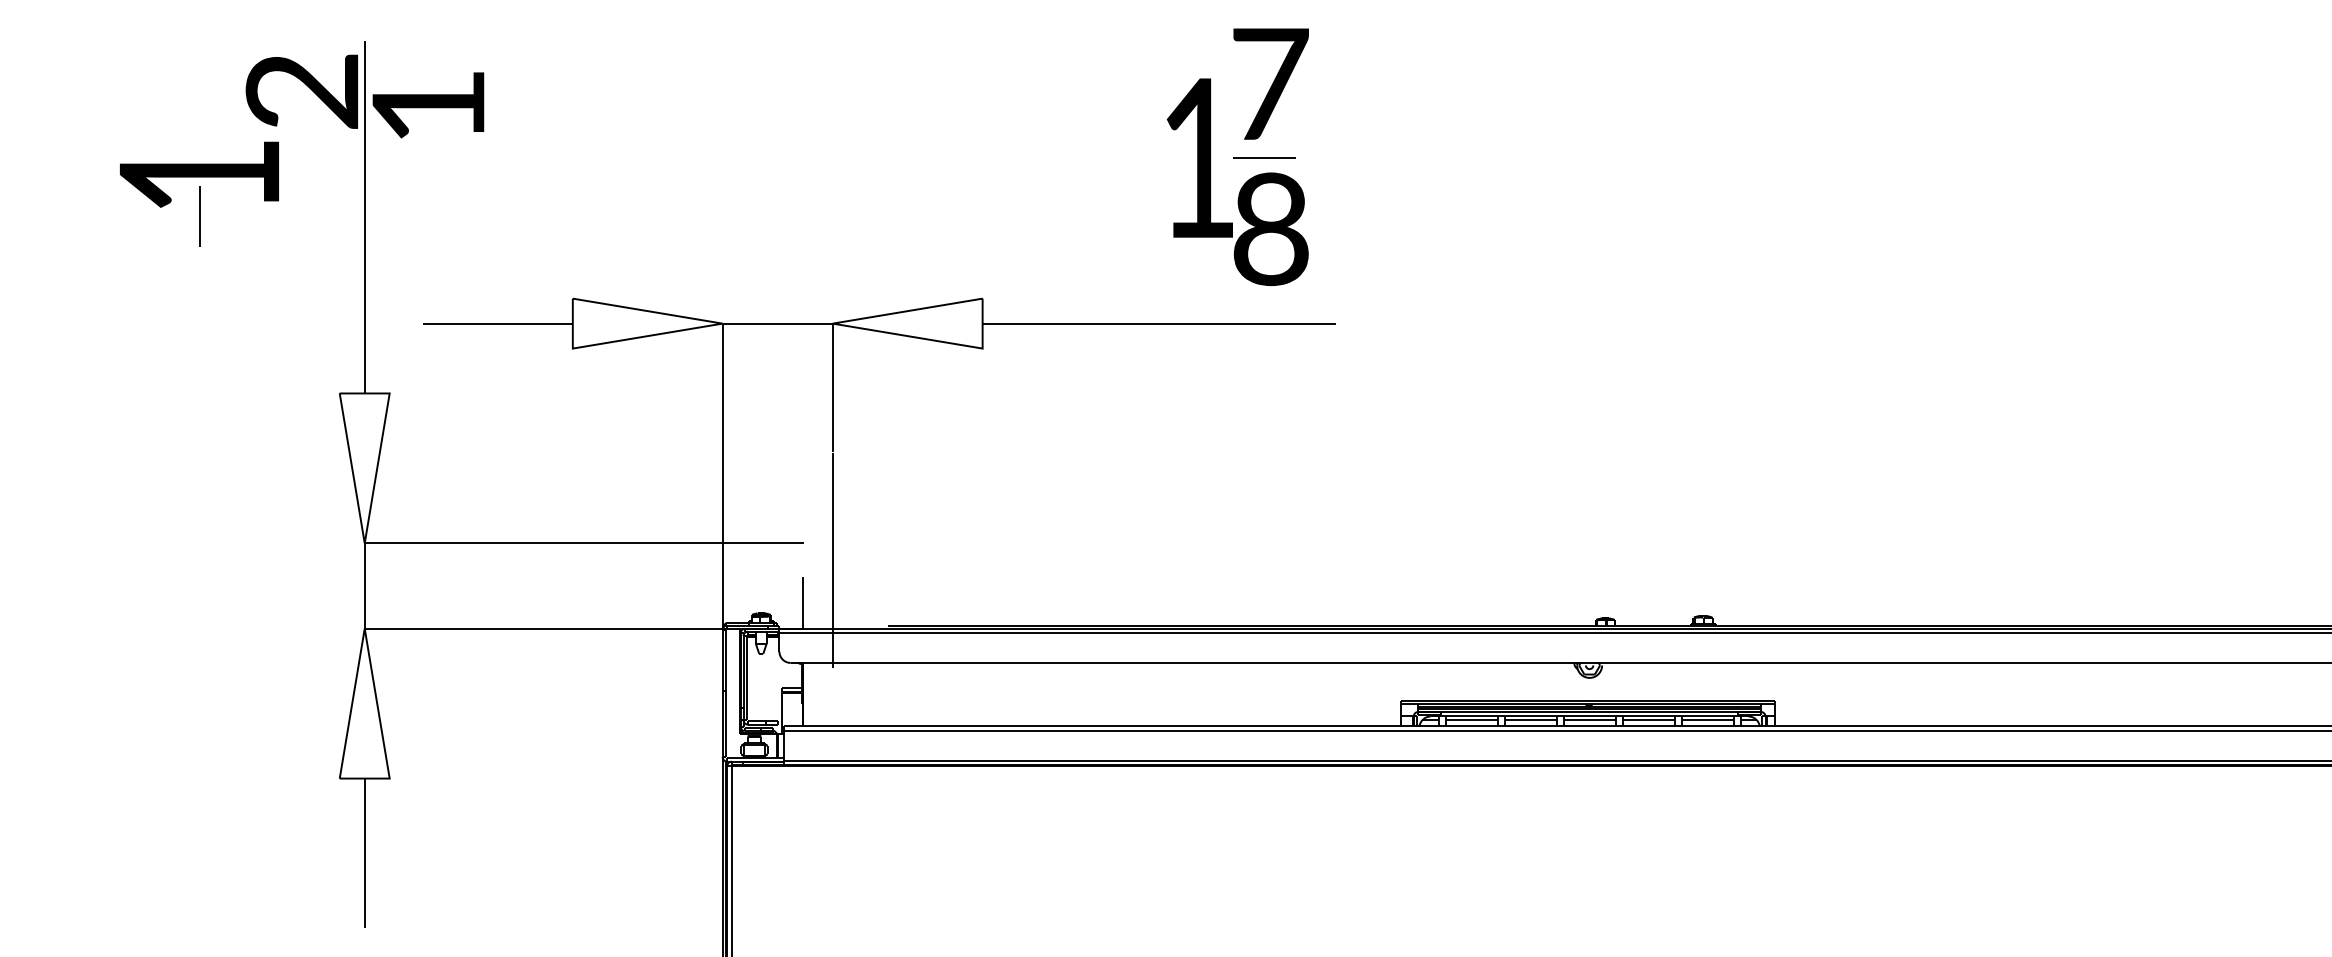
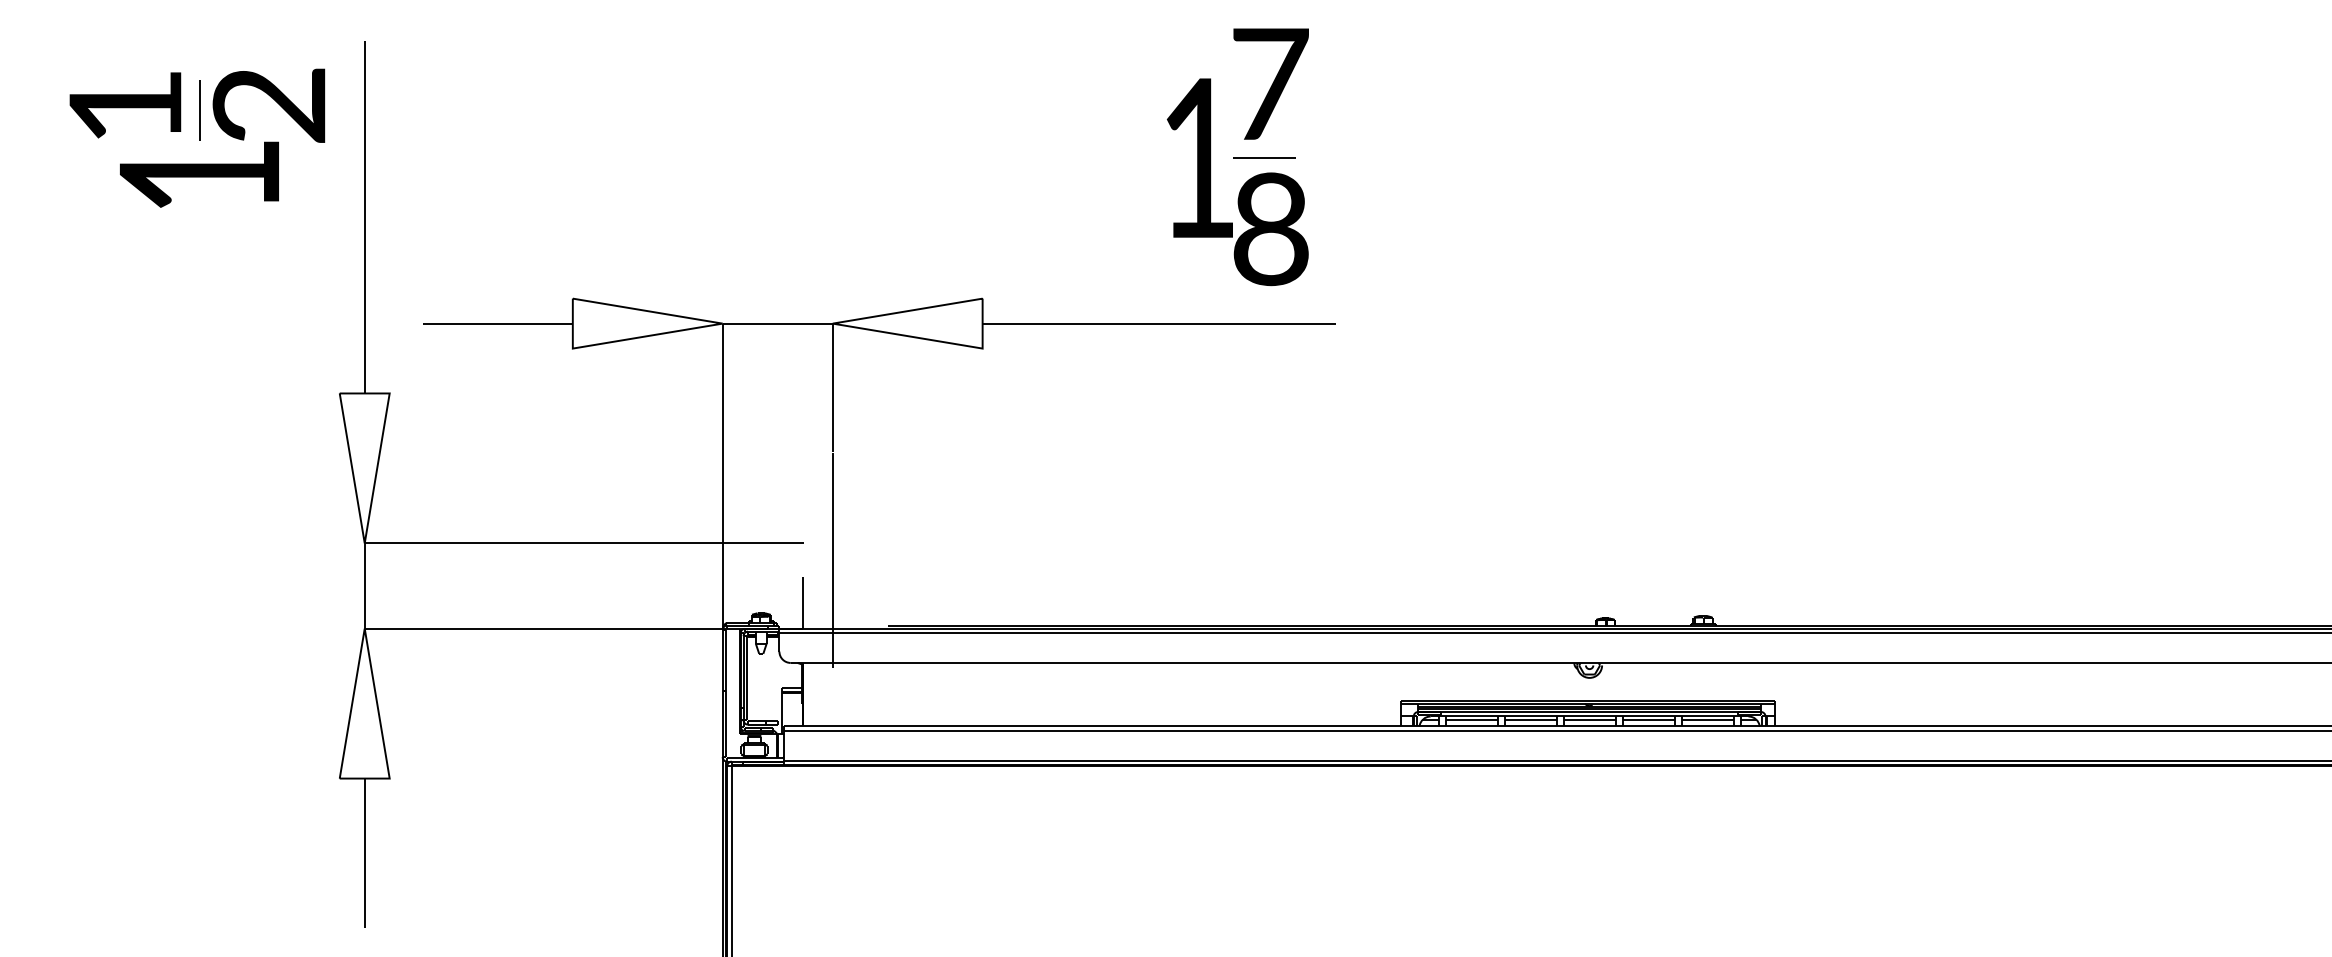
text position: (301, 91) -> (268, 105) (268, 105)
text position: (428, 105) -> (125, 105) (125, 105)
line position: (199, 216) -> (199, 110) (199, 110)
